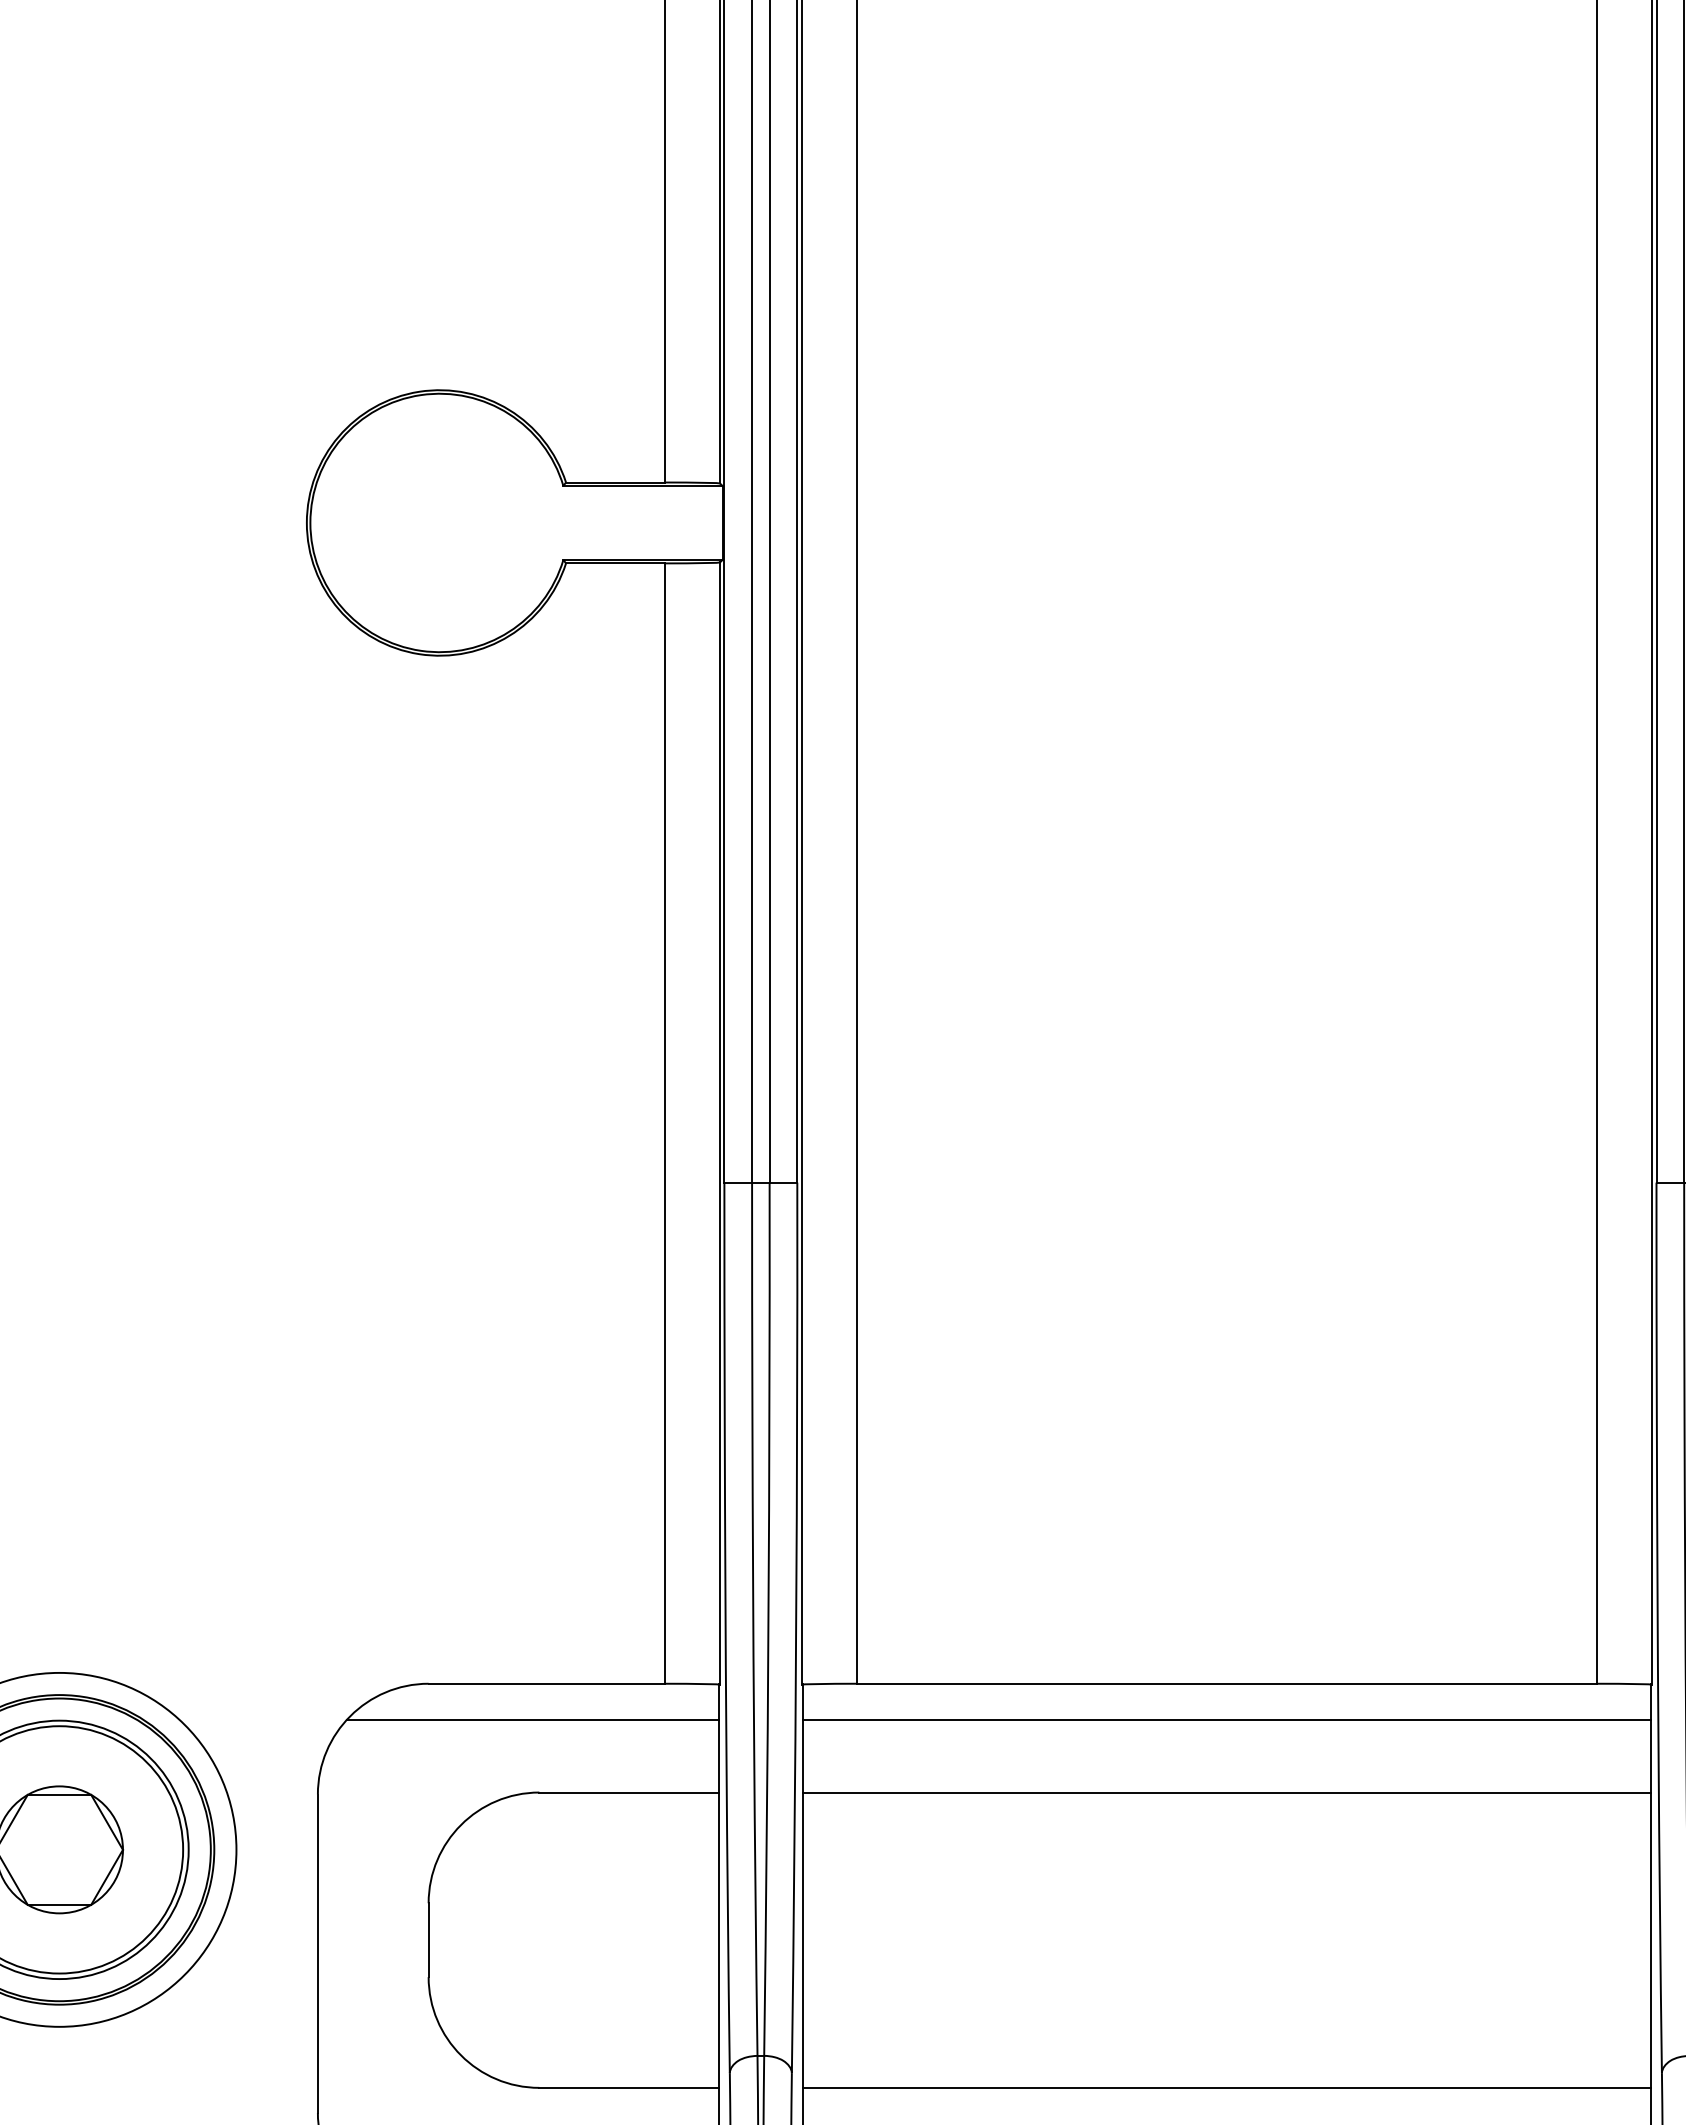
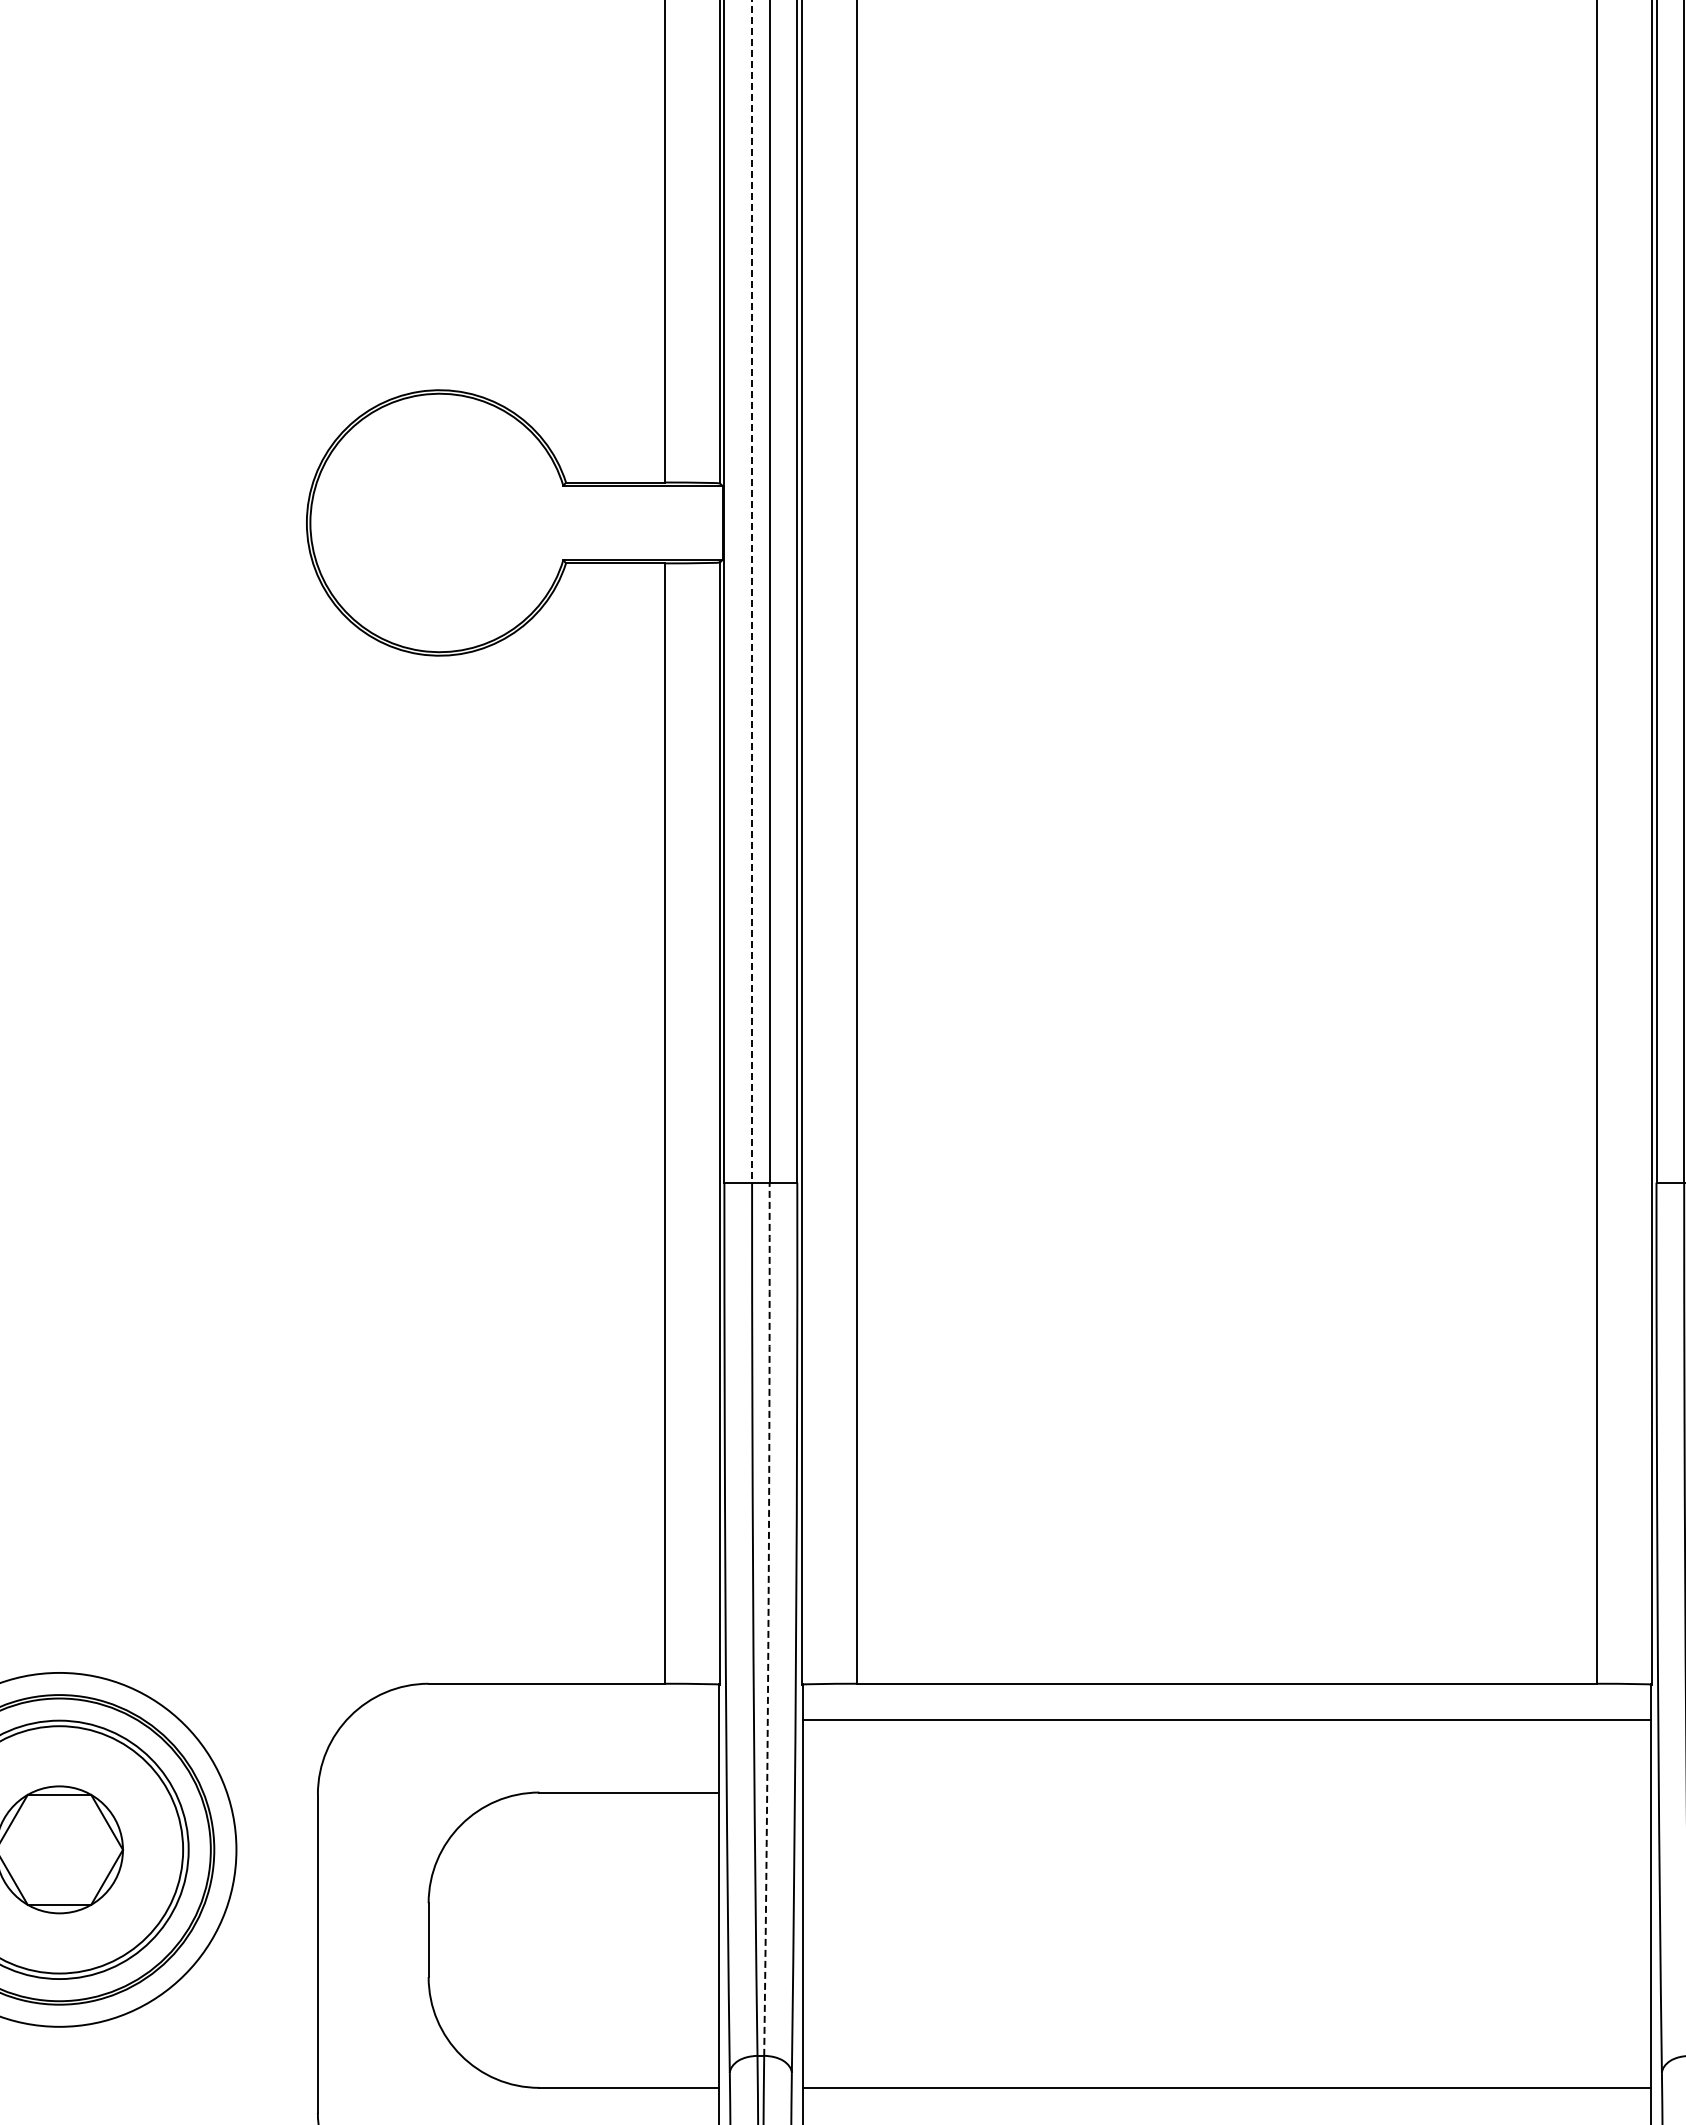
line: solid -> dashed (752, 592)
arc: solid -> dashed (768, 1619)
line: present -> none (533, 1720)
line: present -> none (1226, 1792)
